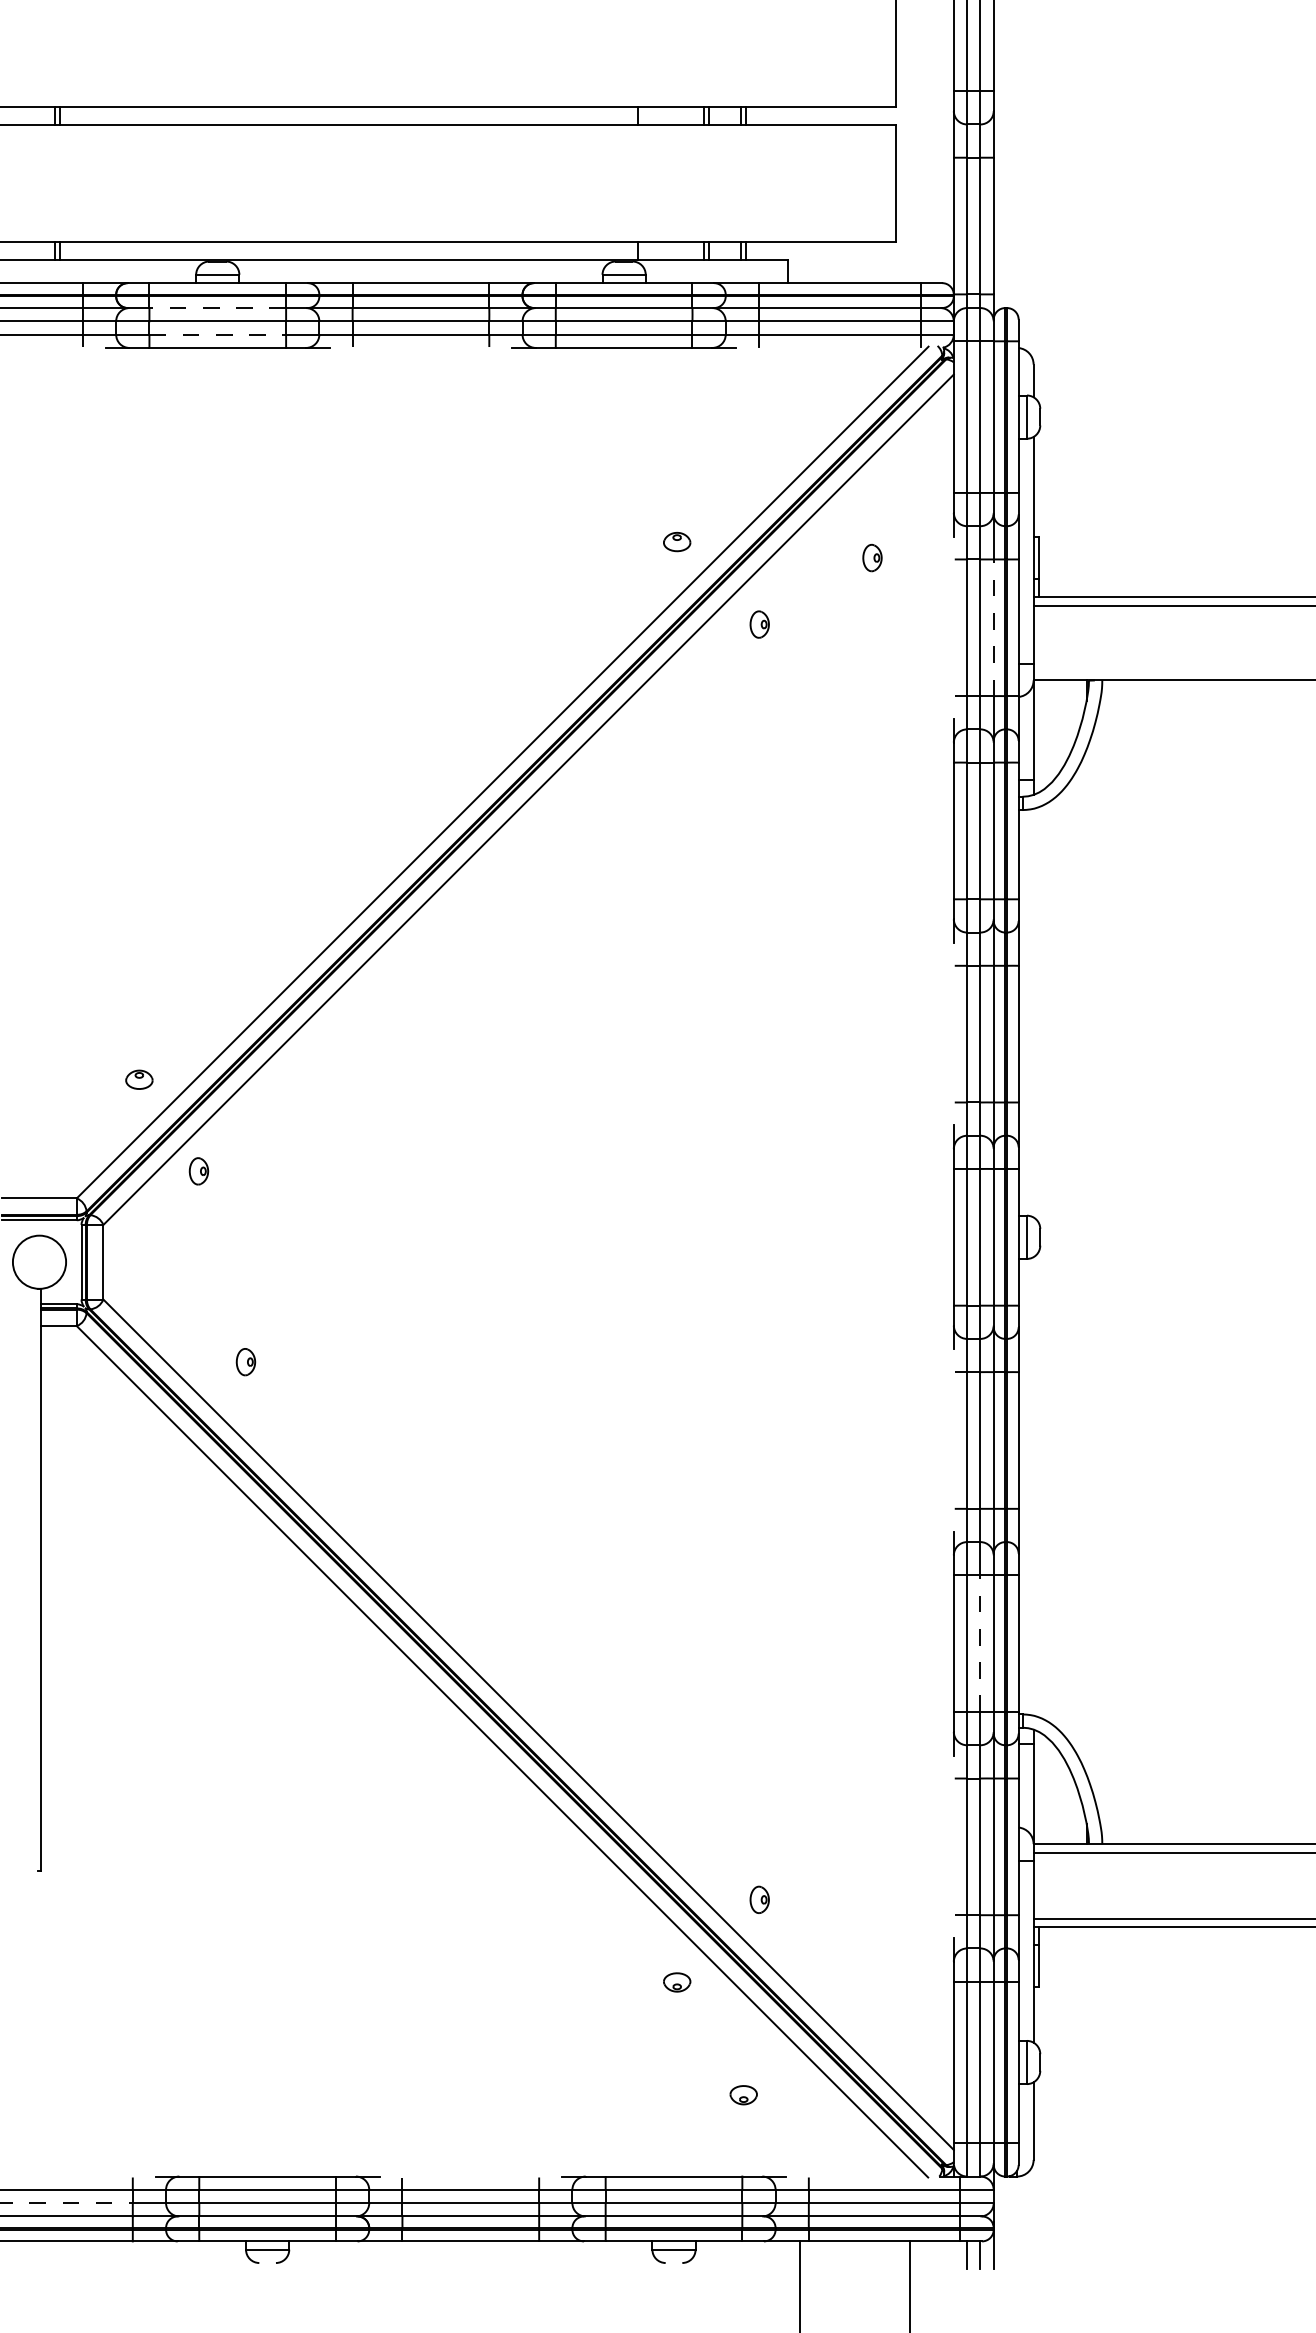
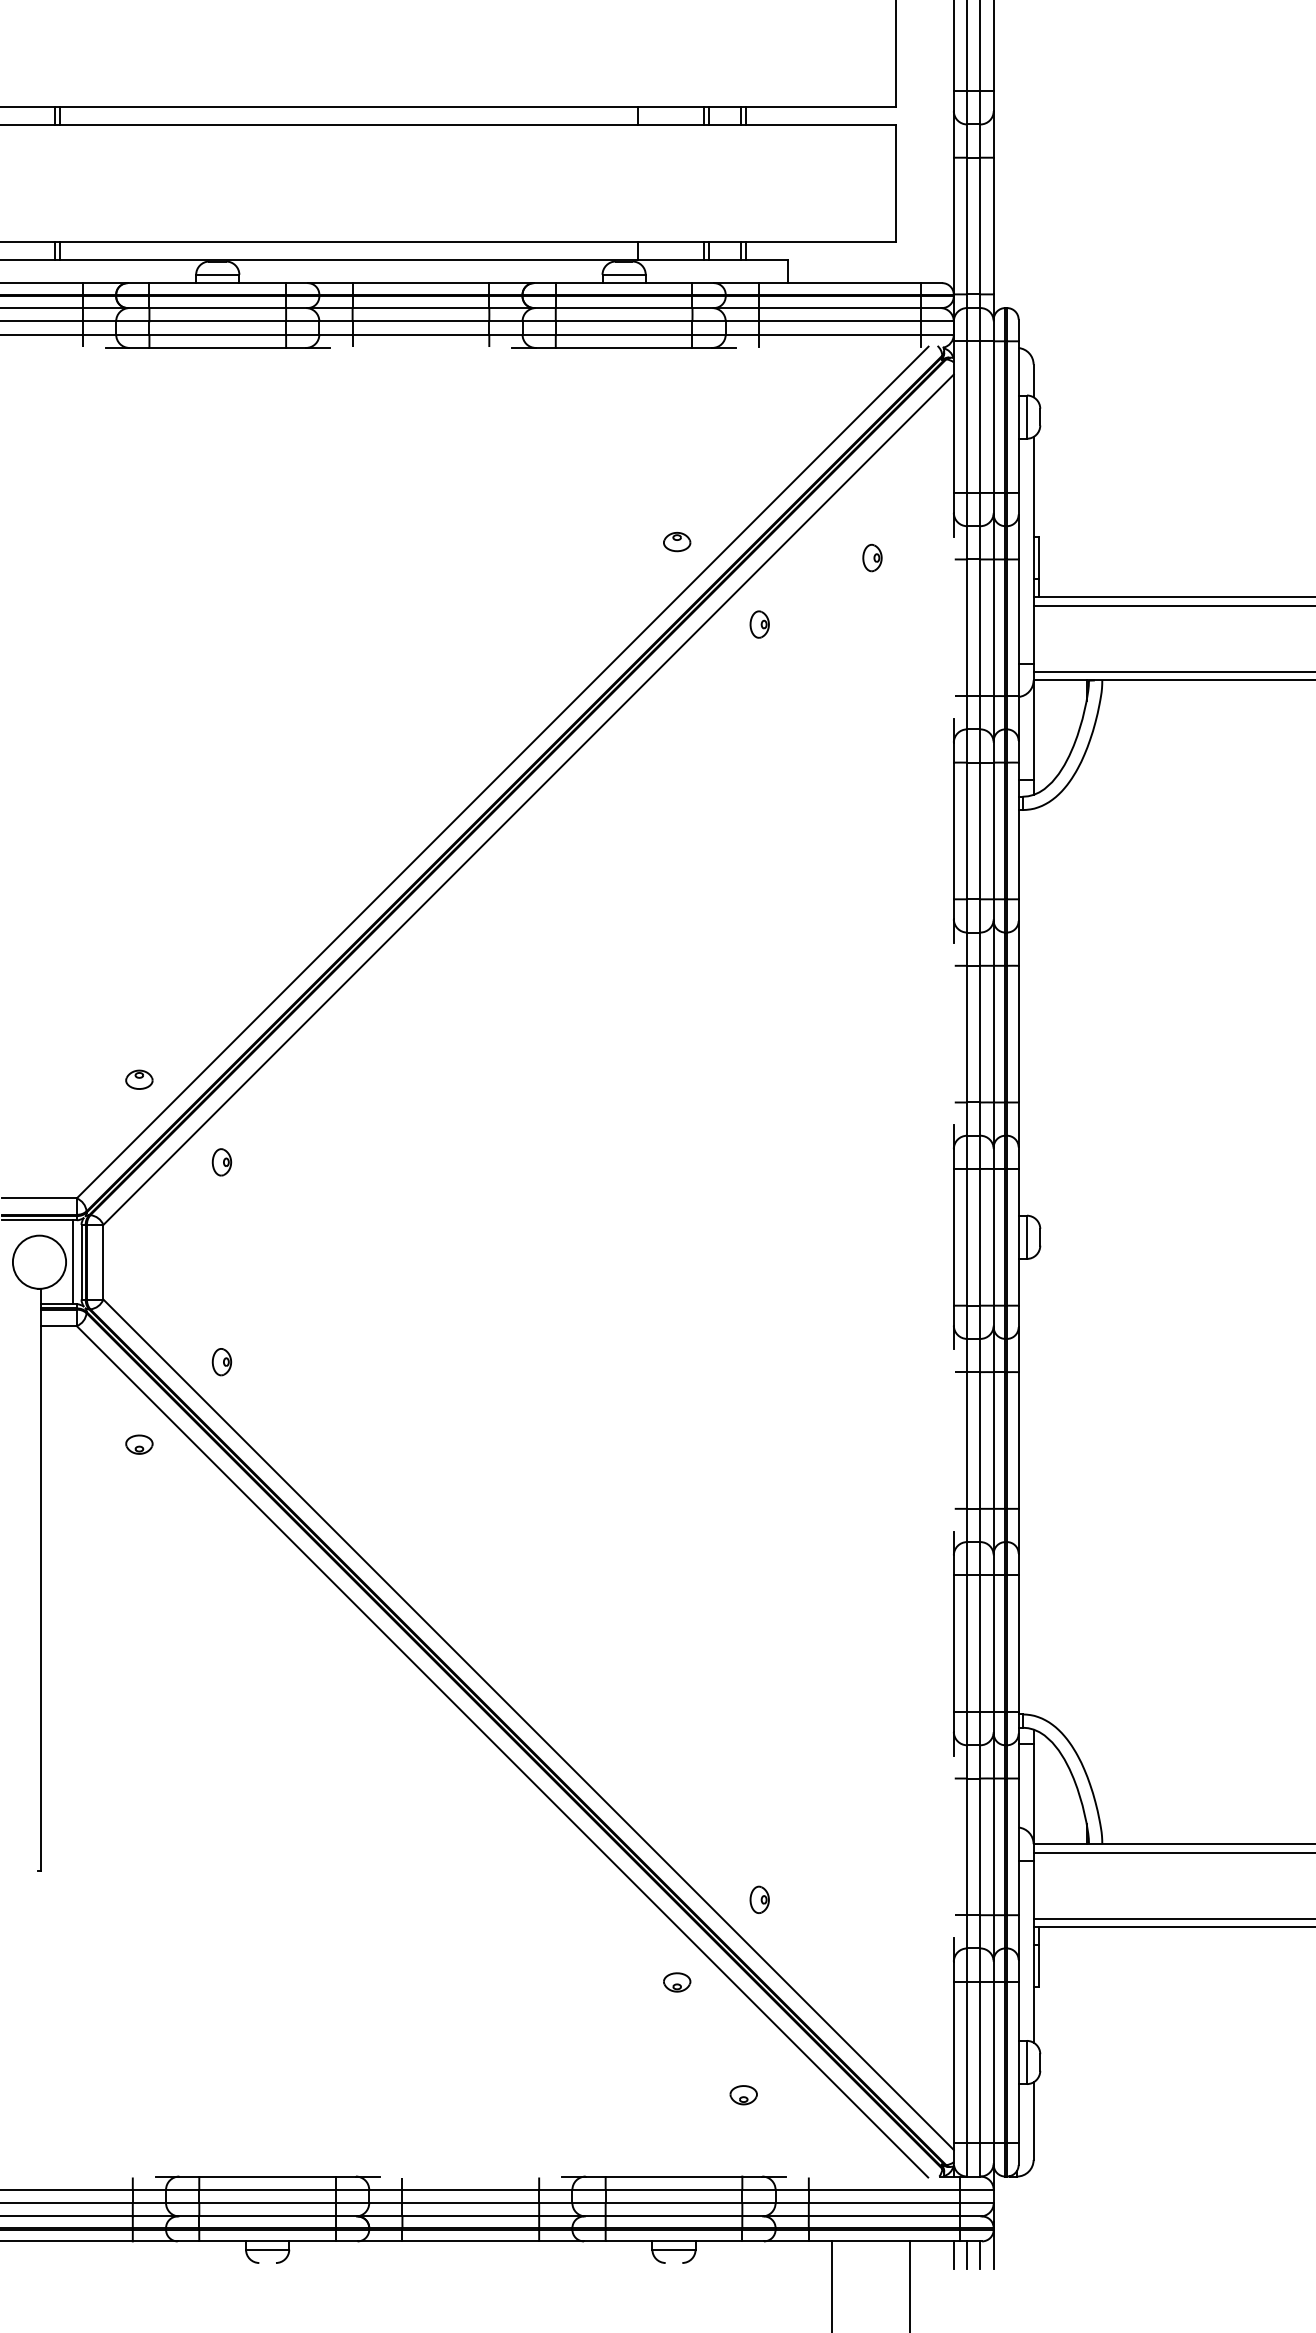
line: dashed -> solid (217, 308)
line: dashed -> solid (218, 334)
line: dashed -> solid (993, 627)
line: none -> present (1172, 671)
part position: (198, 1171) -> (221, 1162) (221, 1162)
line: none -> present (72, 1262)
part position: (245, 1362) -> (221, 1362) (221, 1362)
part: none -> present (139, 1444)
line: dashed -> solid (980, 1643)
line: dashed -> solid (66, 2203)
line: none -> present (953, 2254)
line position: (799, 2285) -> (831, 2285) (831, 2285)
